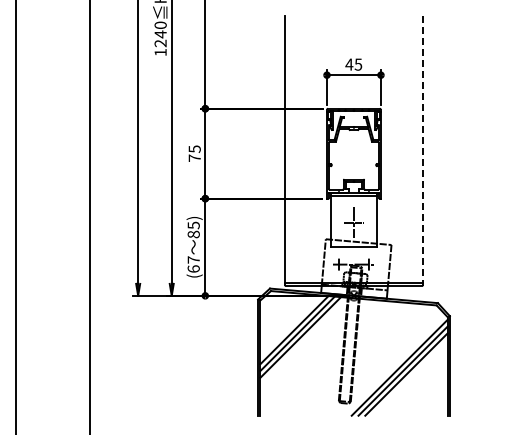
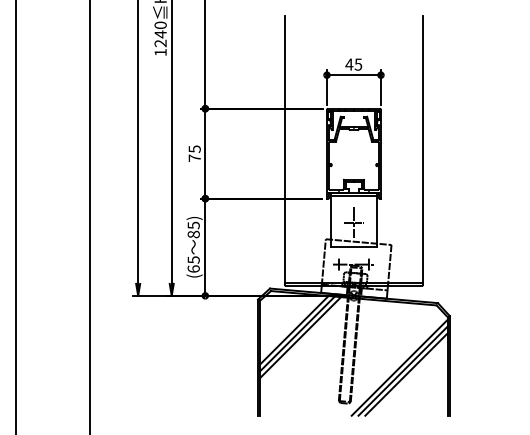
line: dashed -> solid (422, 149)
text: (67 -> (65 (193, 259)
